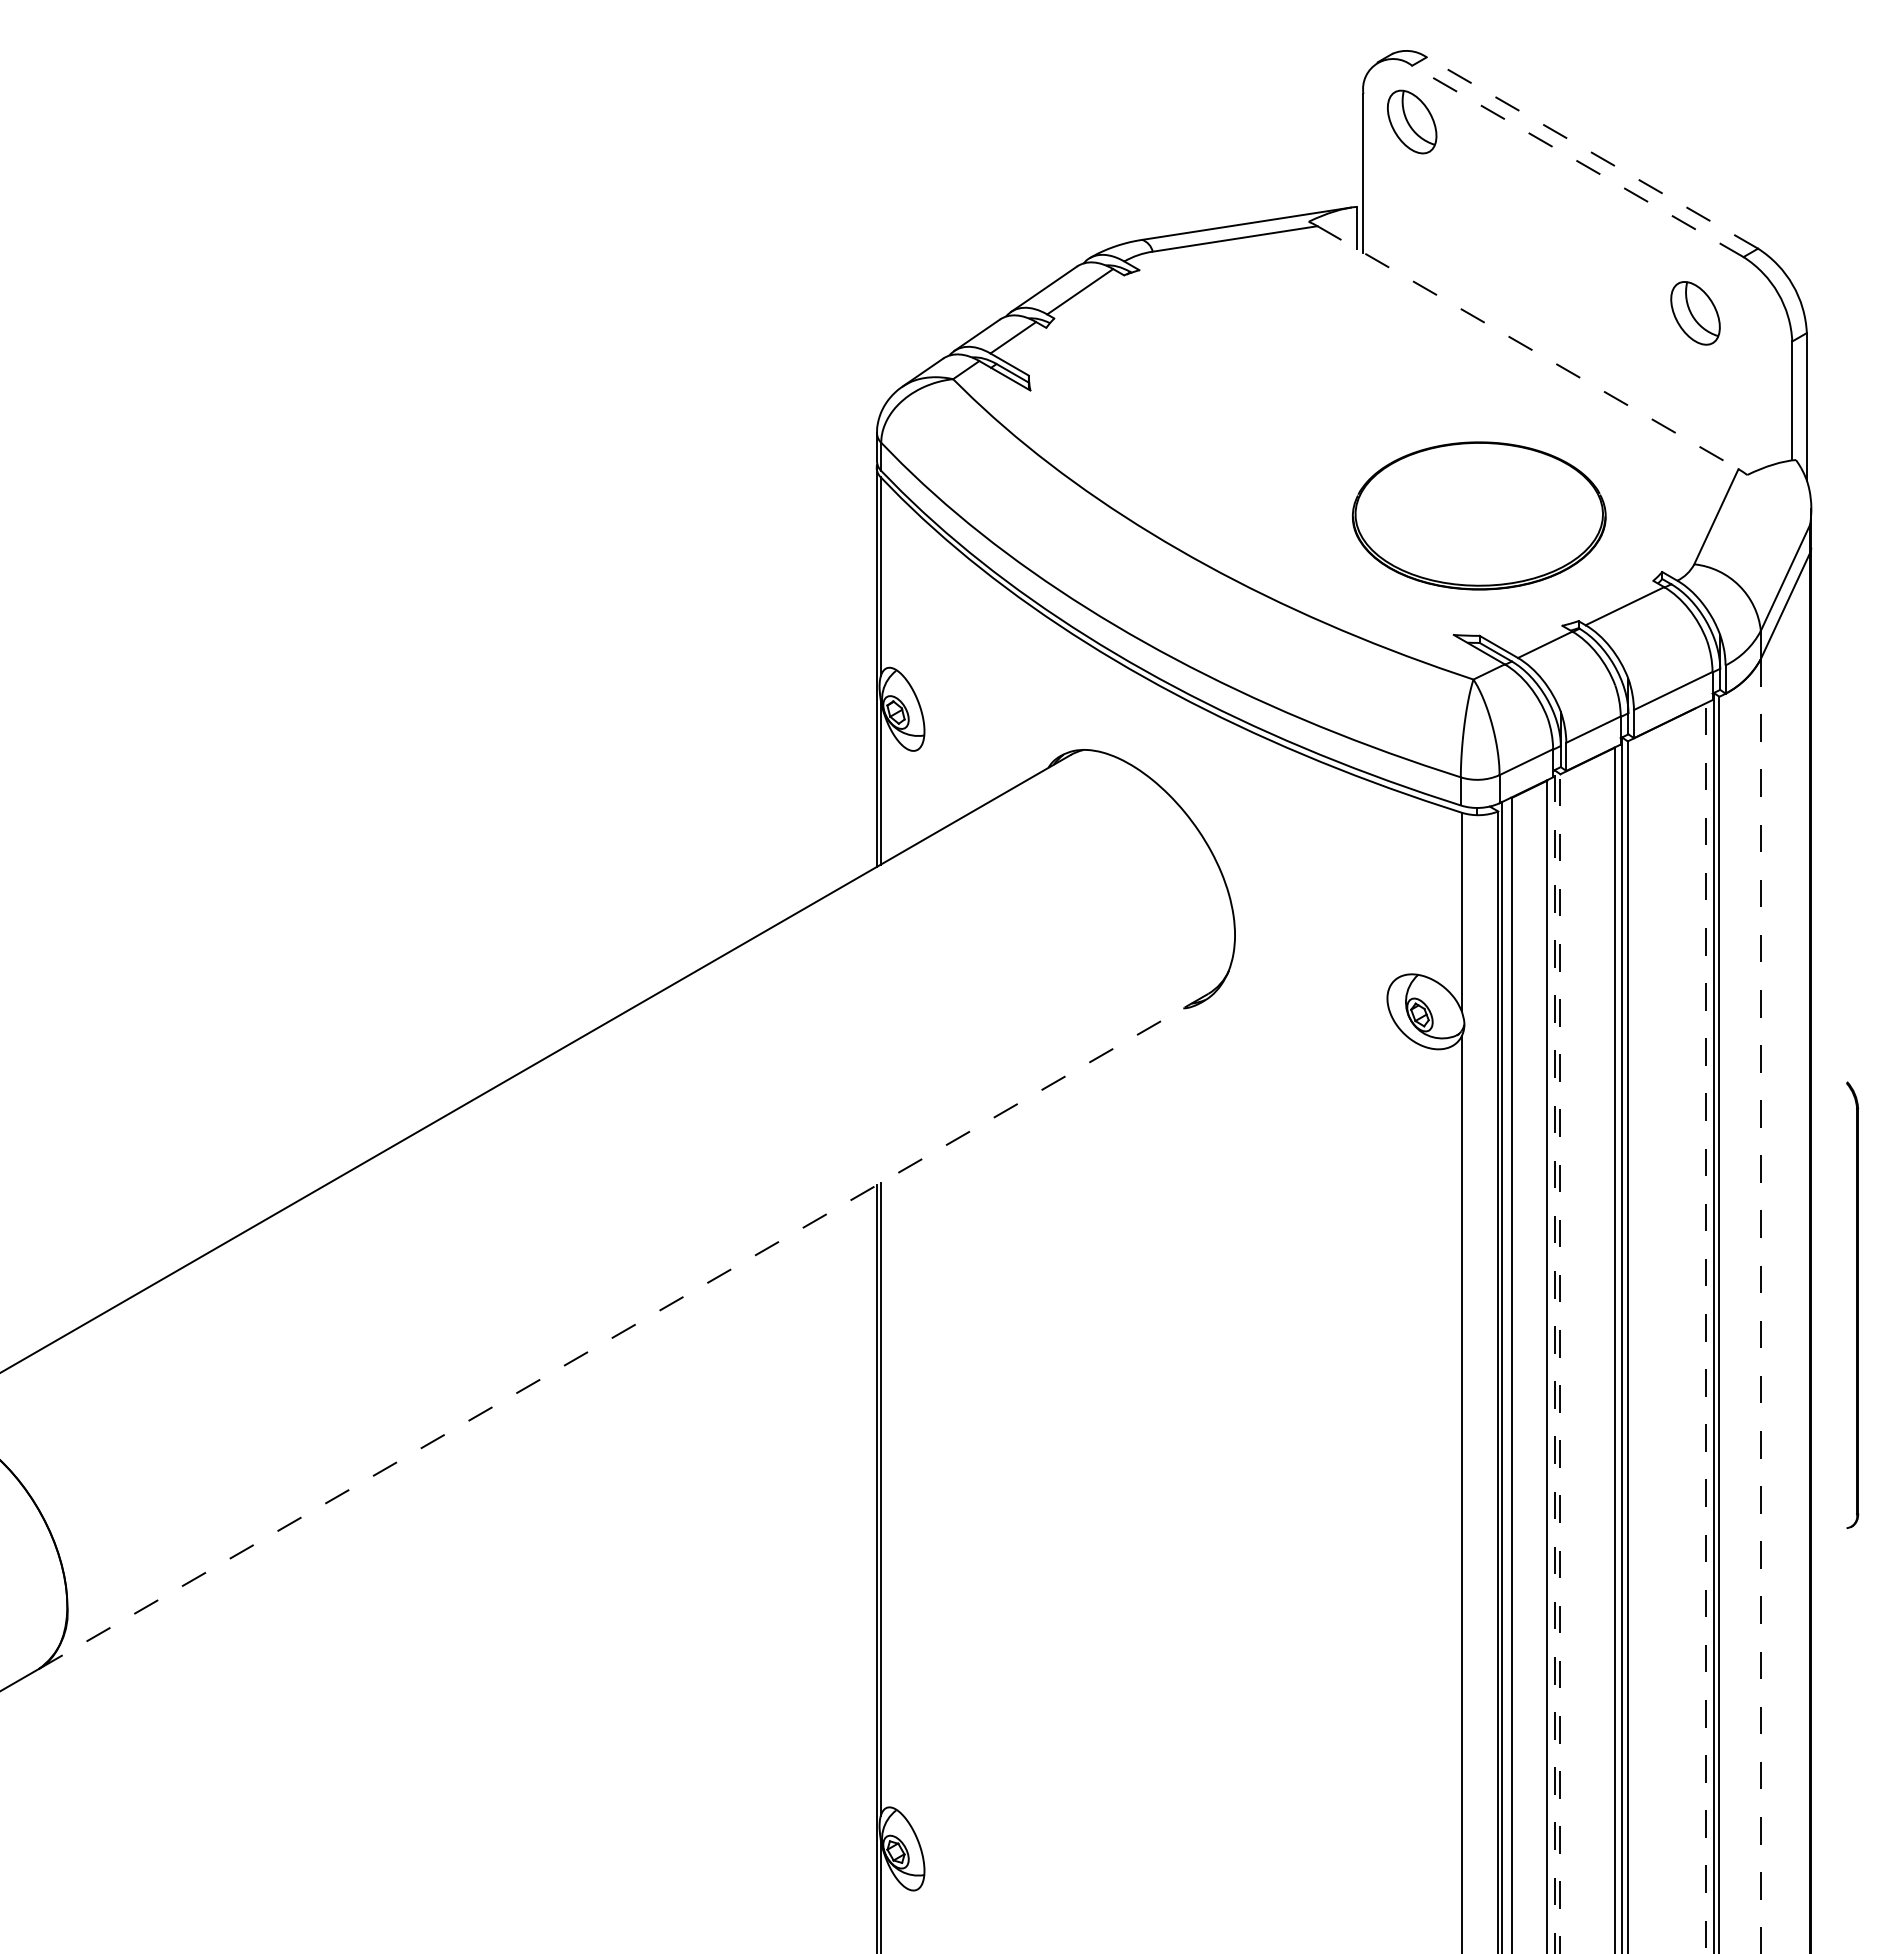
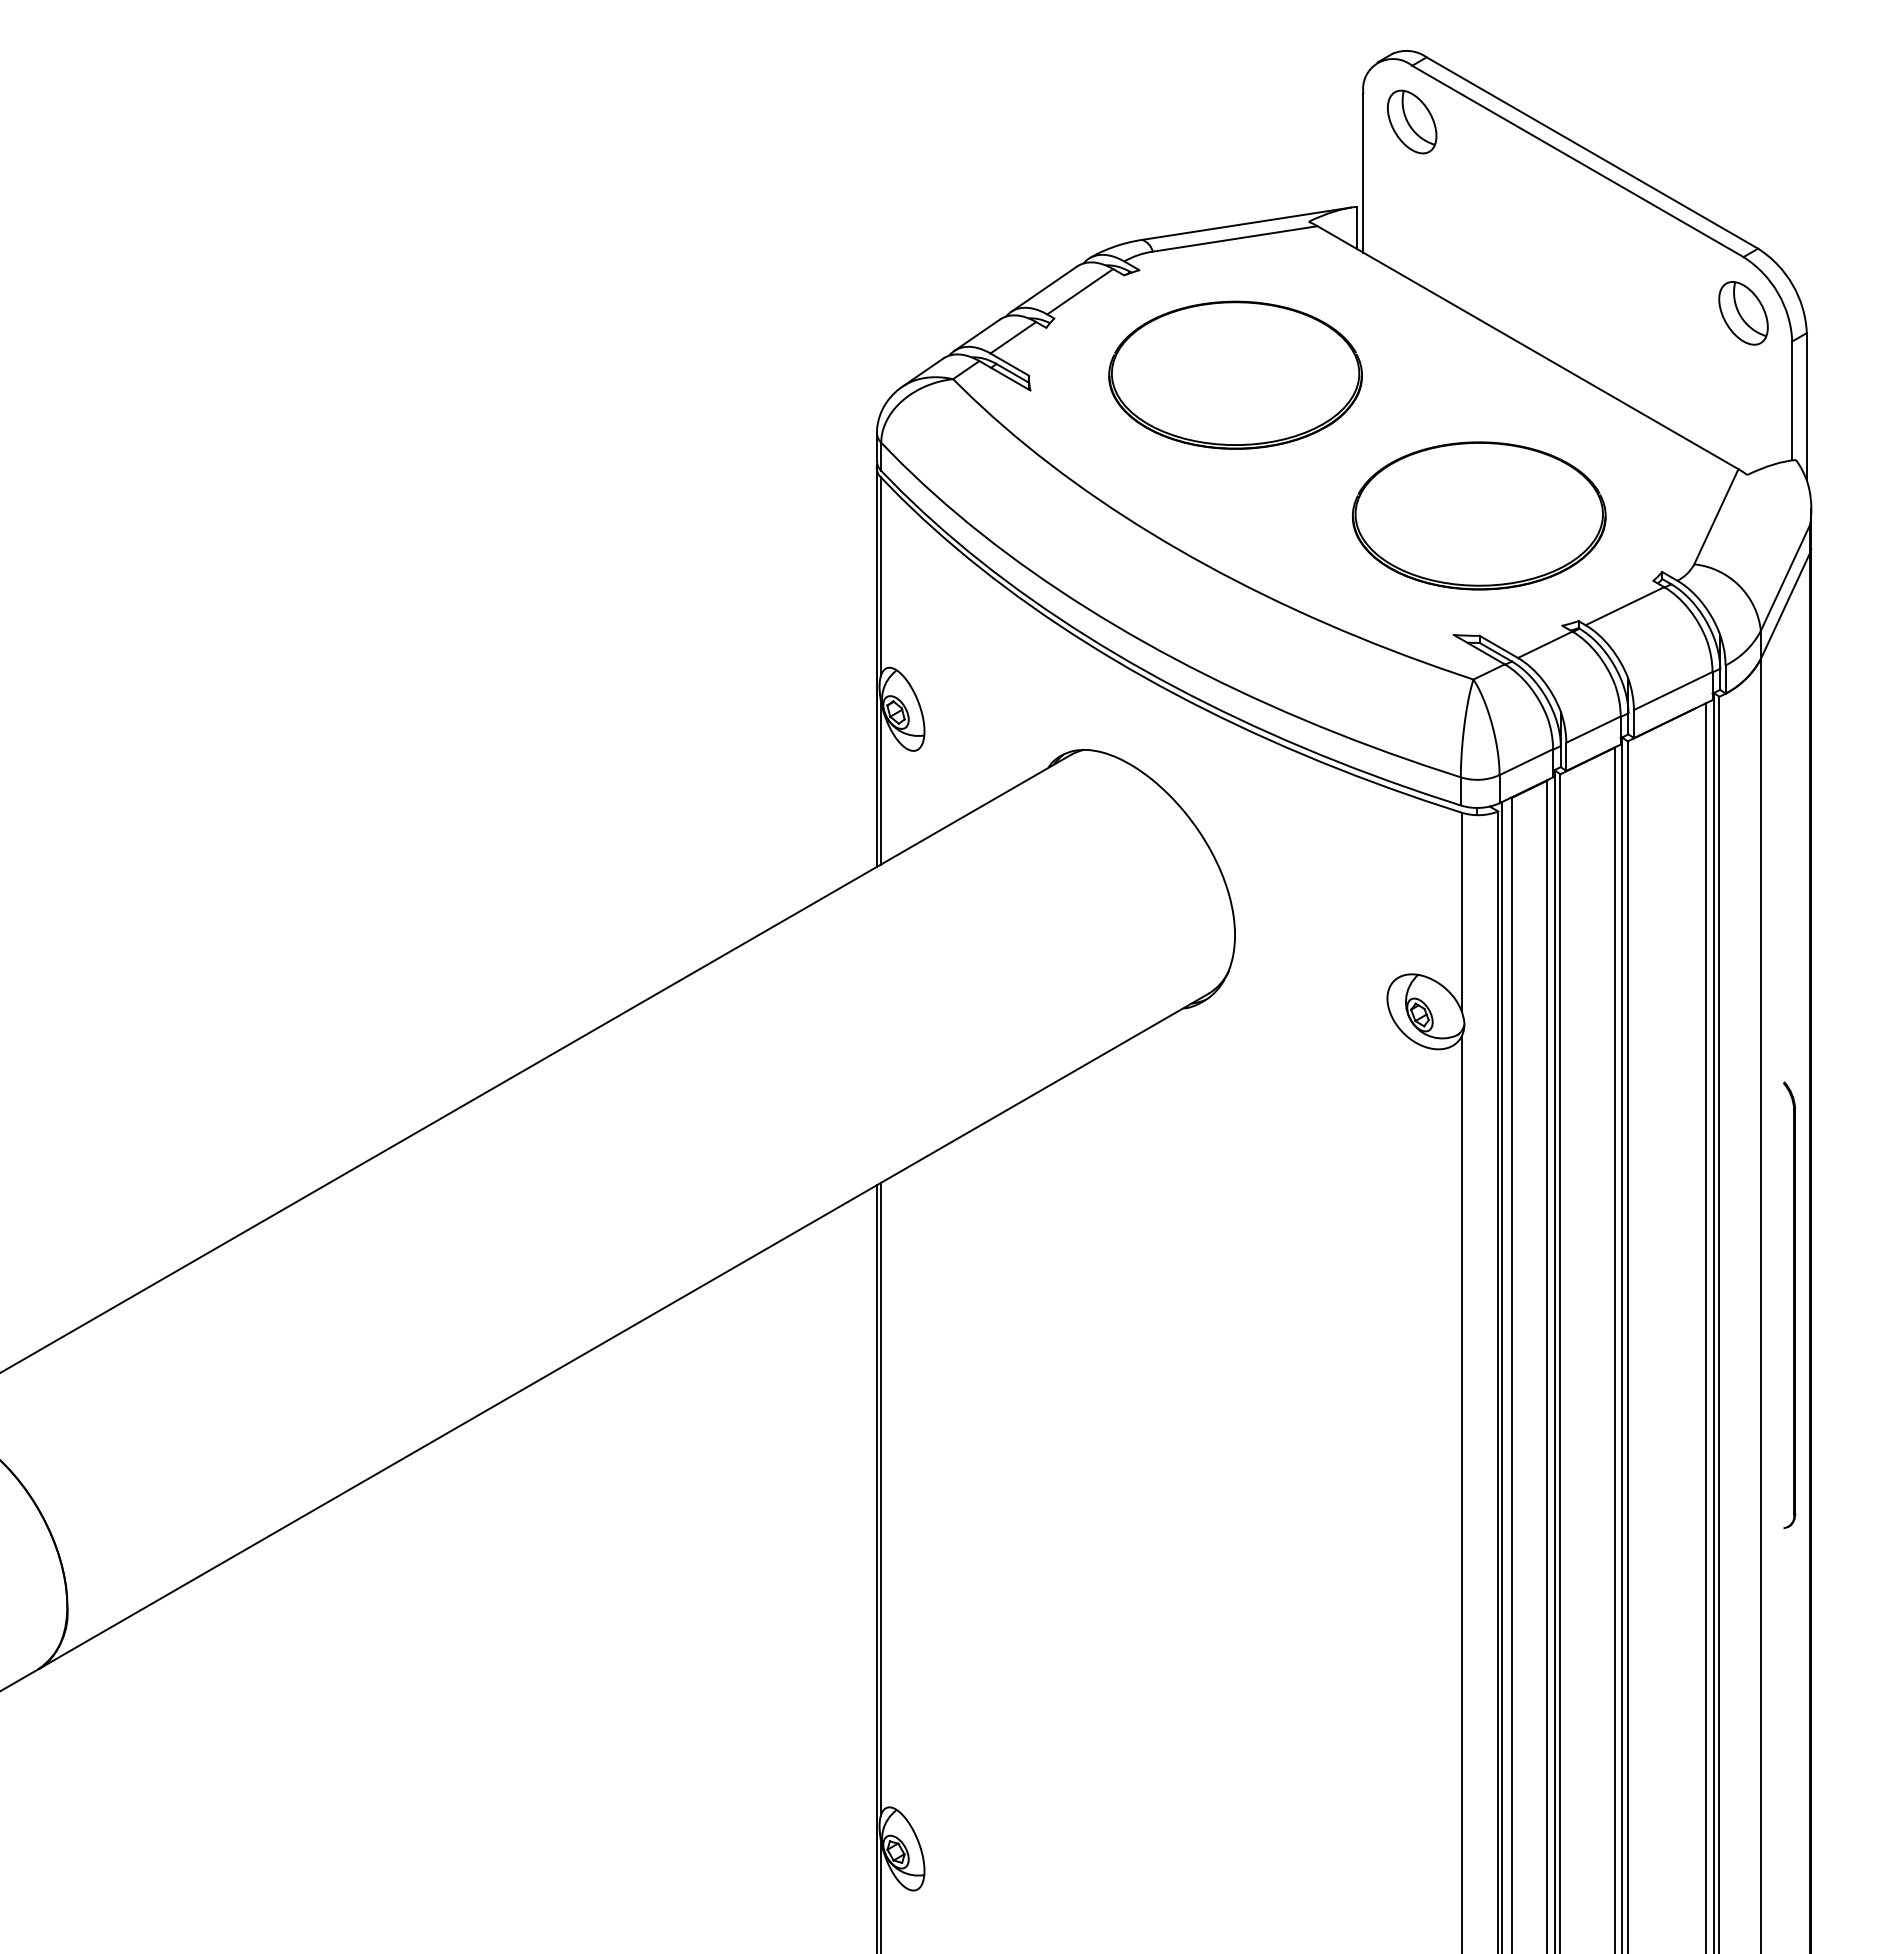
line: dashed -> solid (1591, 152)
line: dashed -> solid (1577, 161)
part position: (1695, 313) -> (1743, 313) (1743, 313)
line: dashed -> solid (1528, 347)
part: none -> present (1235, 374)
part position: (1852, 1304) -> (1789, 1304) (1789, 1304)
line: dashed -> solid (1760, 1306)
line: dashed -> solid (1706, 1328)
line: dashed -> solid (624, 1331)
line: dashed -> solid (1554, 1361)
line: dashed -> solid (1560, 1363)
